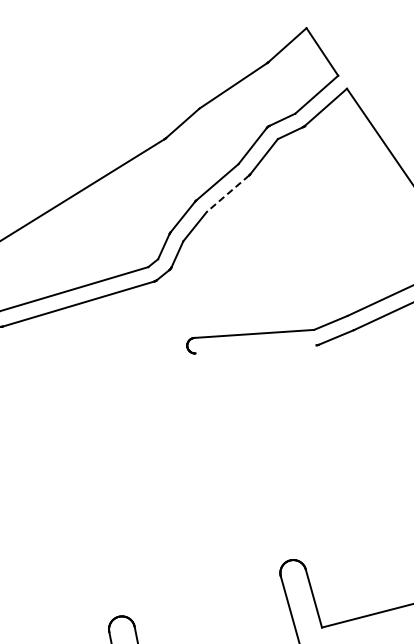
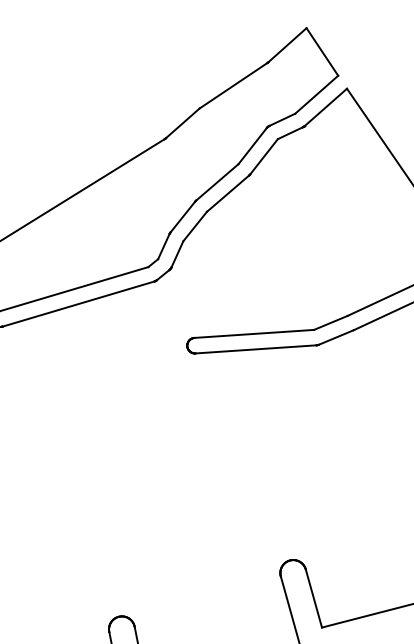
line: dashed -> solid (228, 193)
line: none -> present (255, 349)
